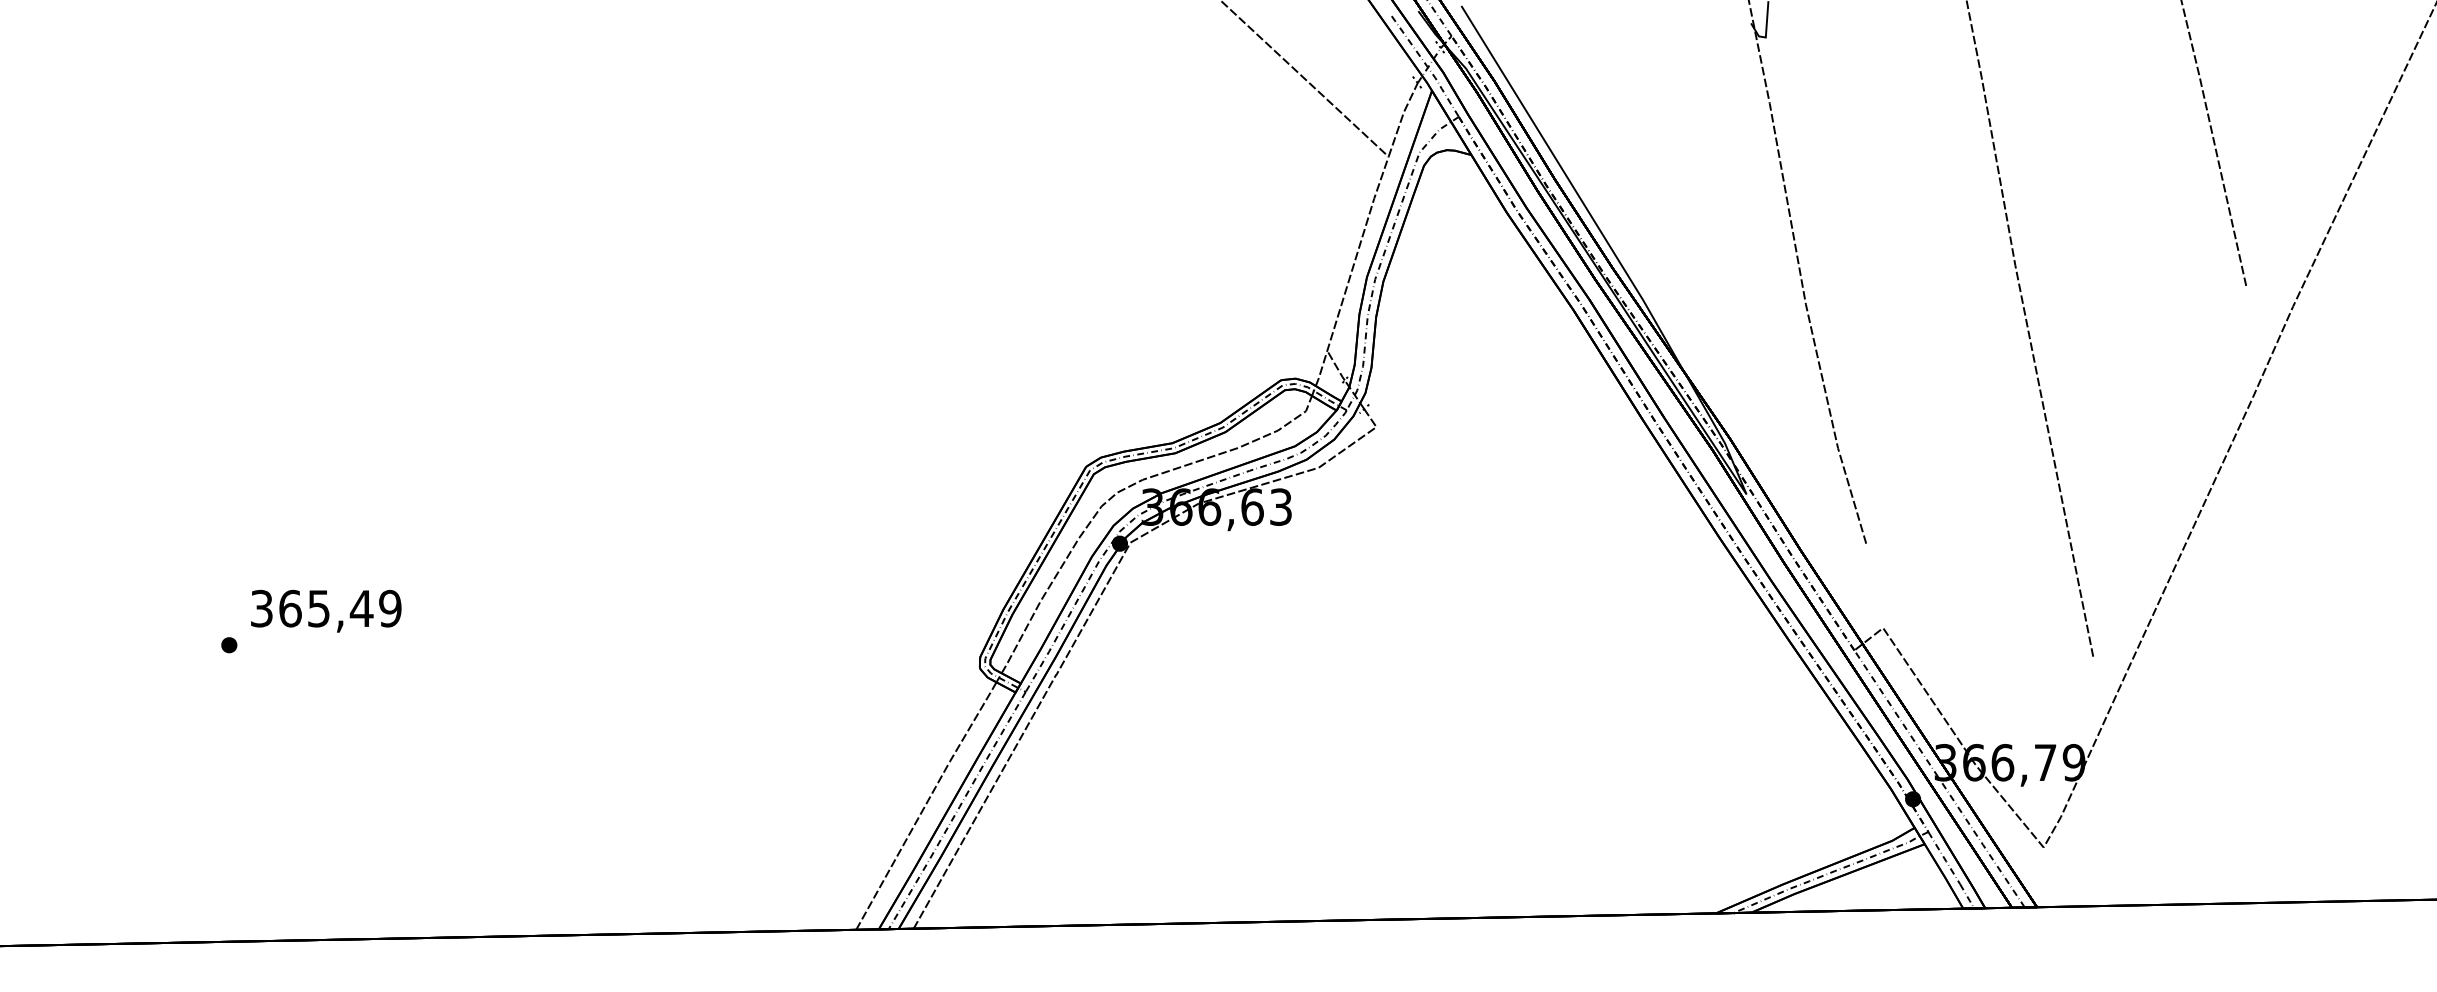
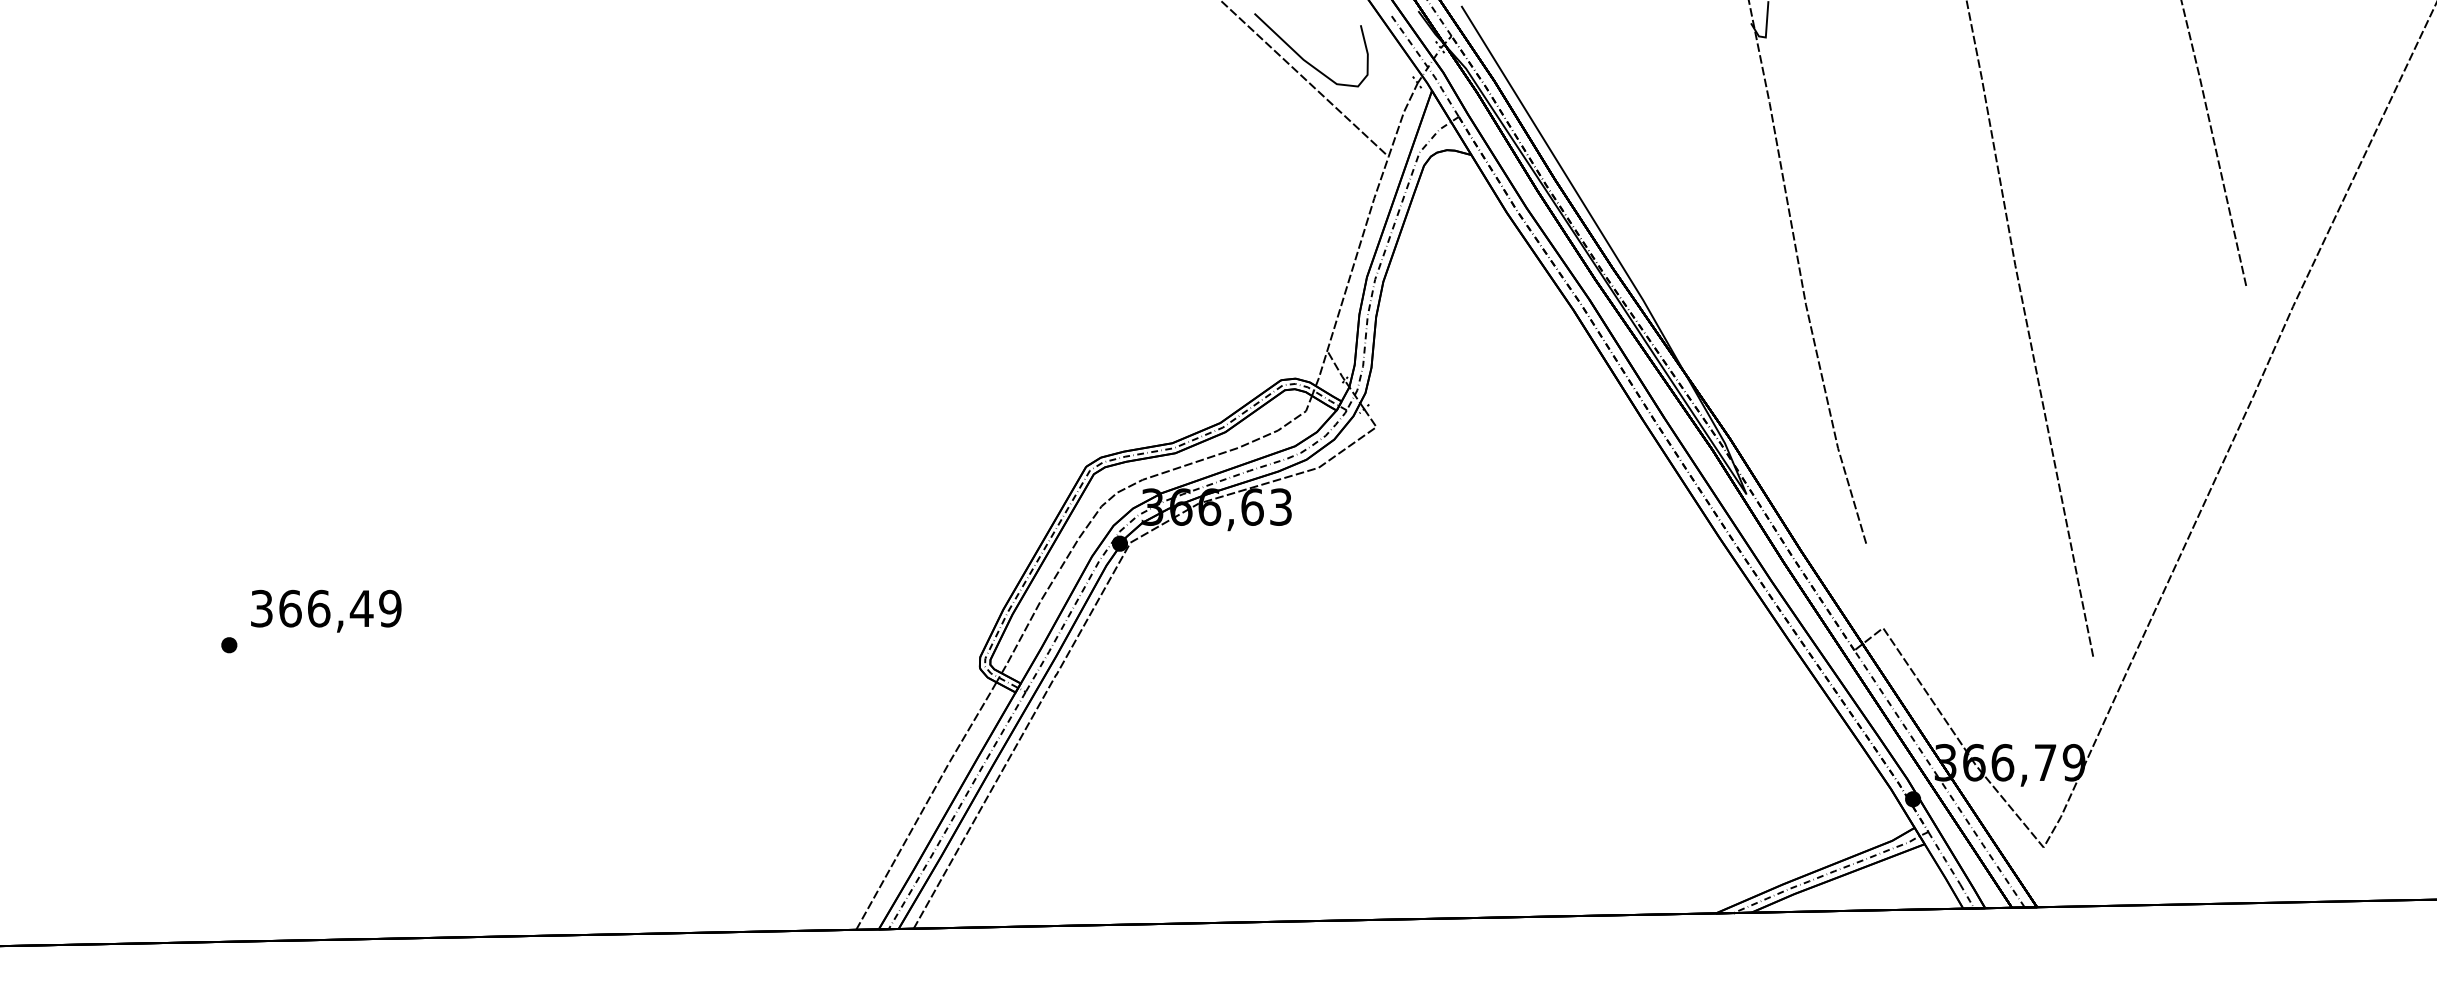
curve: none -> present (1306, 60)
text: 365,49 -> 366,49 (319, 608)
